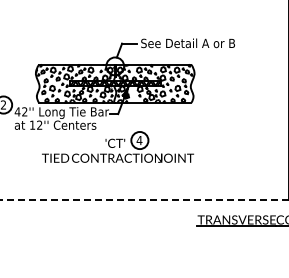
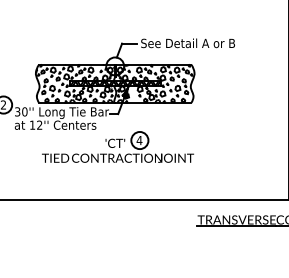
text: 42'' -> 30'' (20, 111)
line: dashed -> solid (144, 200)
